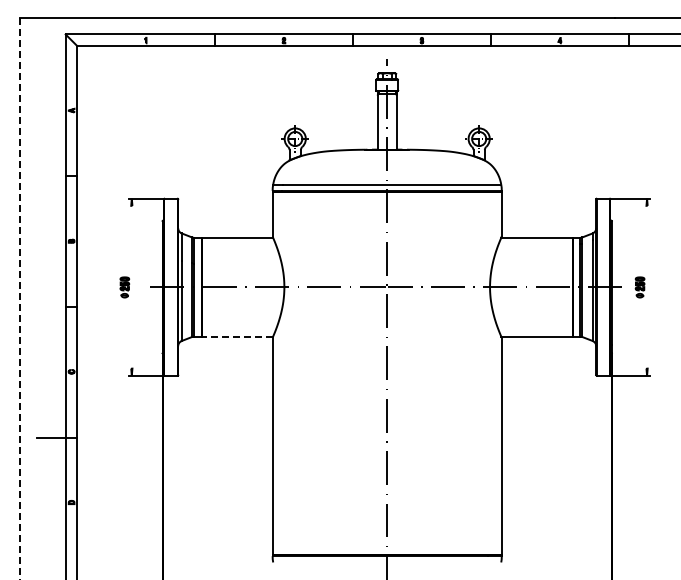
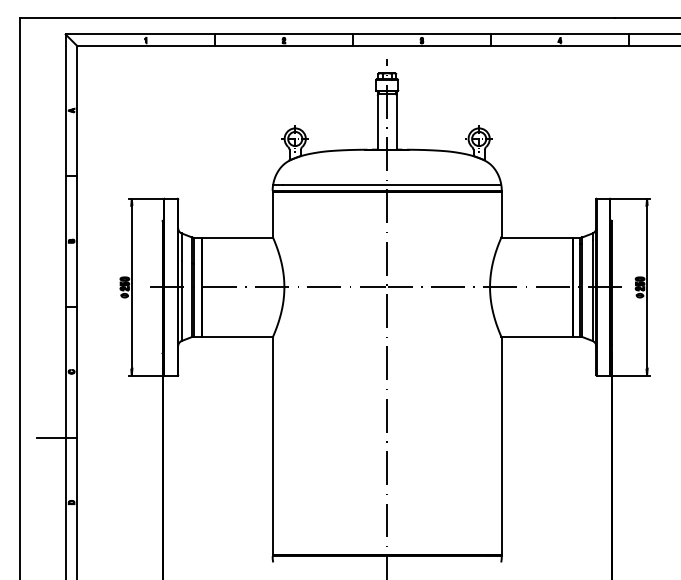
line: none -> present (131, 286)
line: none -> present (647, 286)
line: dashed -> solid (20, 298)
line: dashed -> solid (237, 336)
